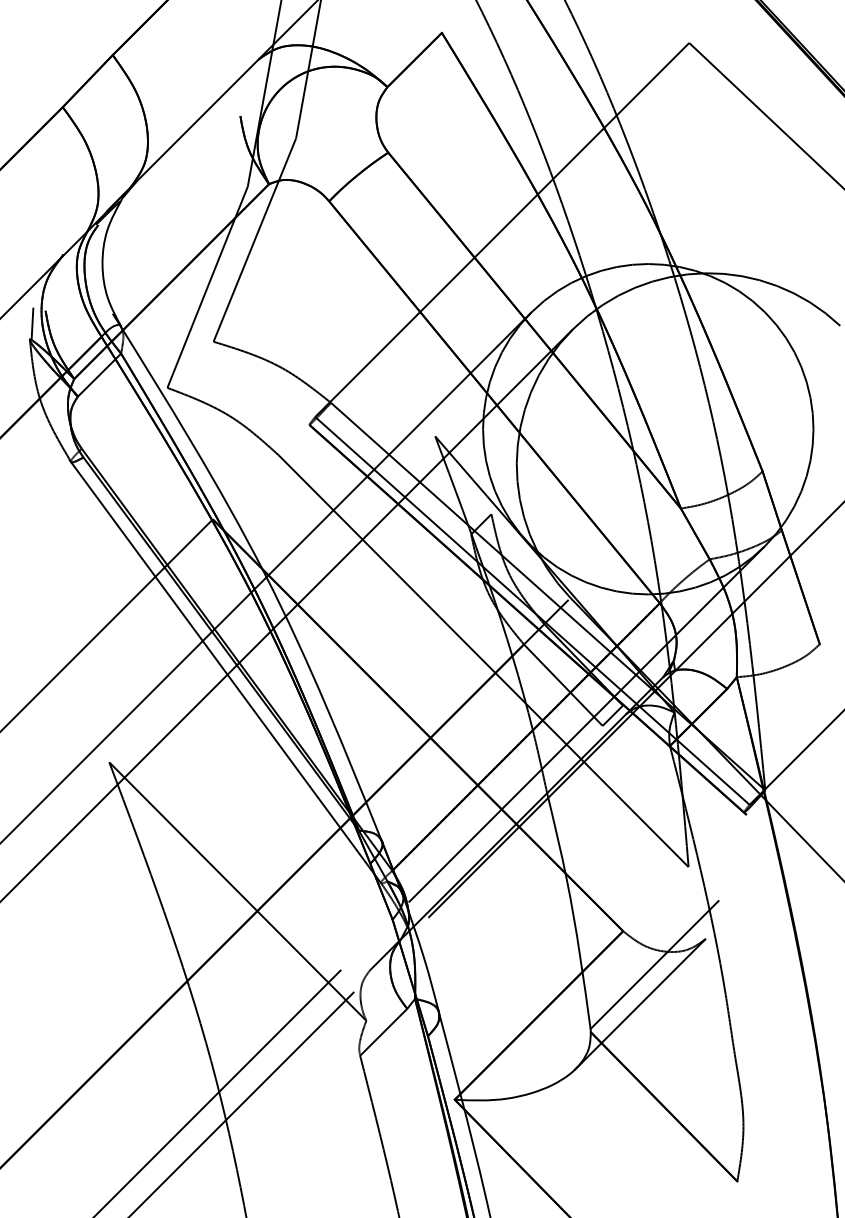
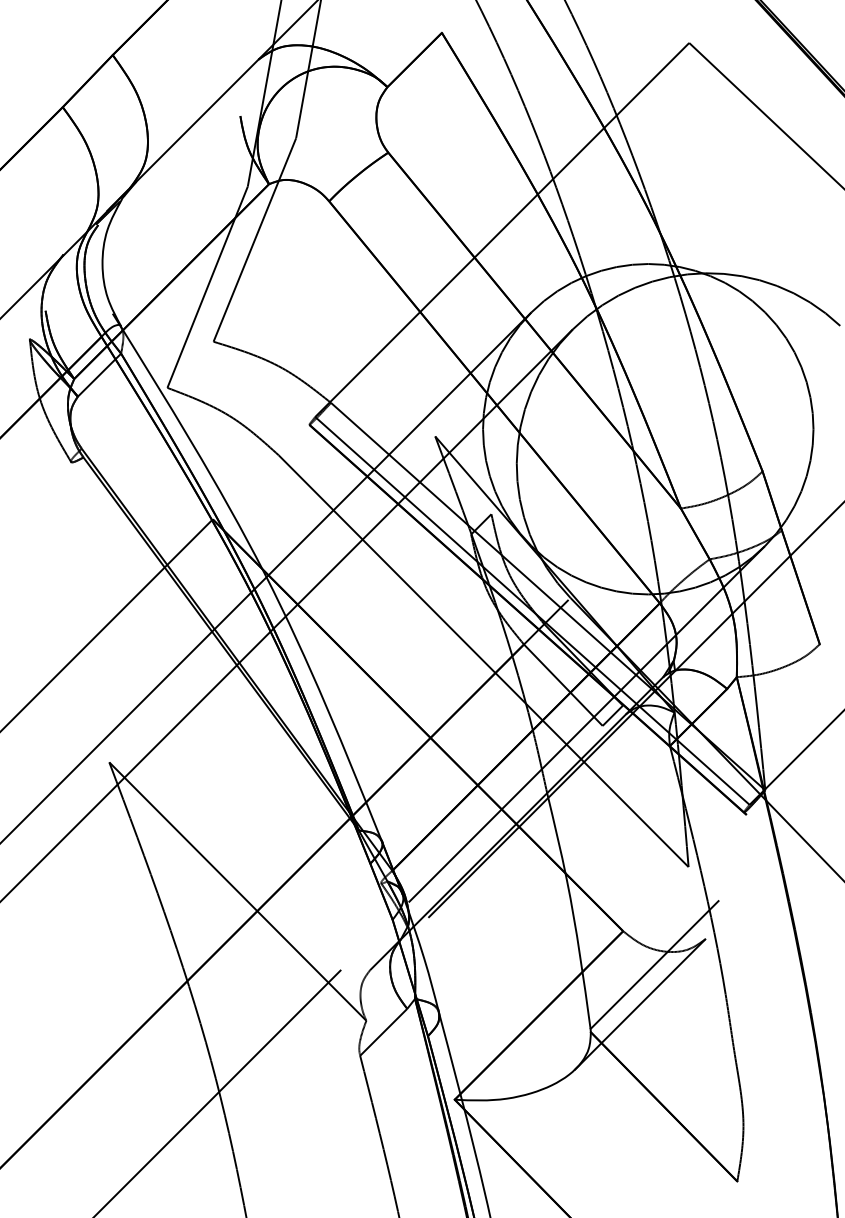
line: present -> none (32, 323)
line: present -> none (225, 671)
line: present -> none (242, 1102)
